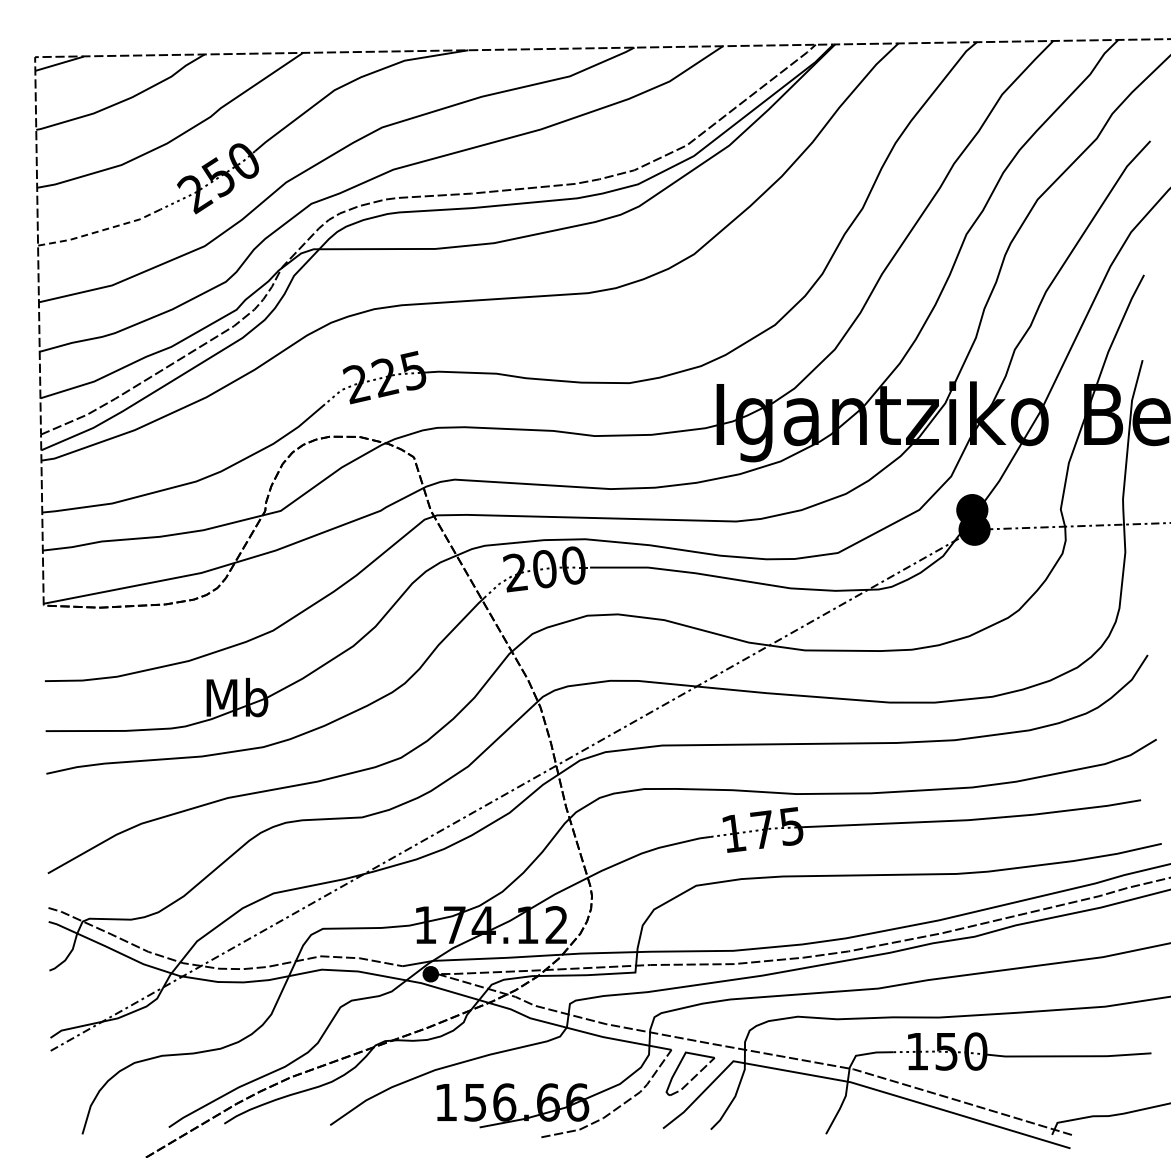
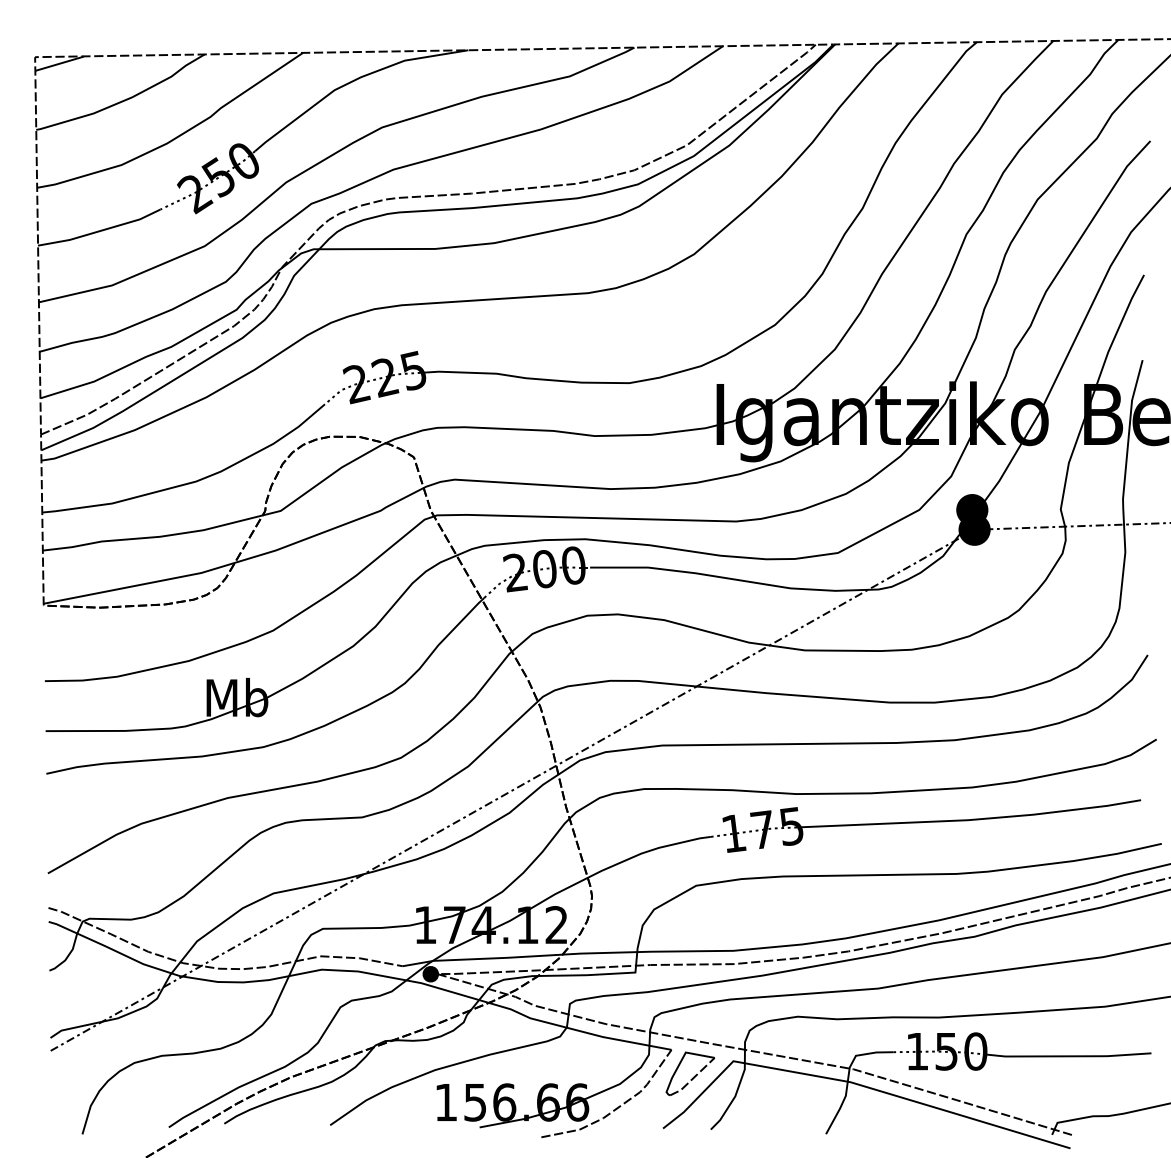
line: dashed -> solid (99, 231)
